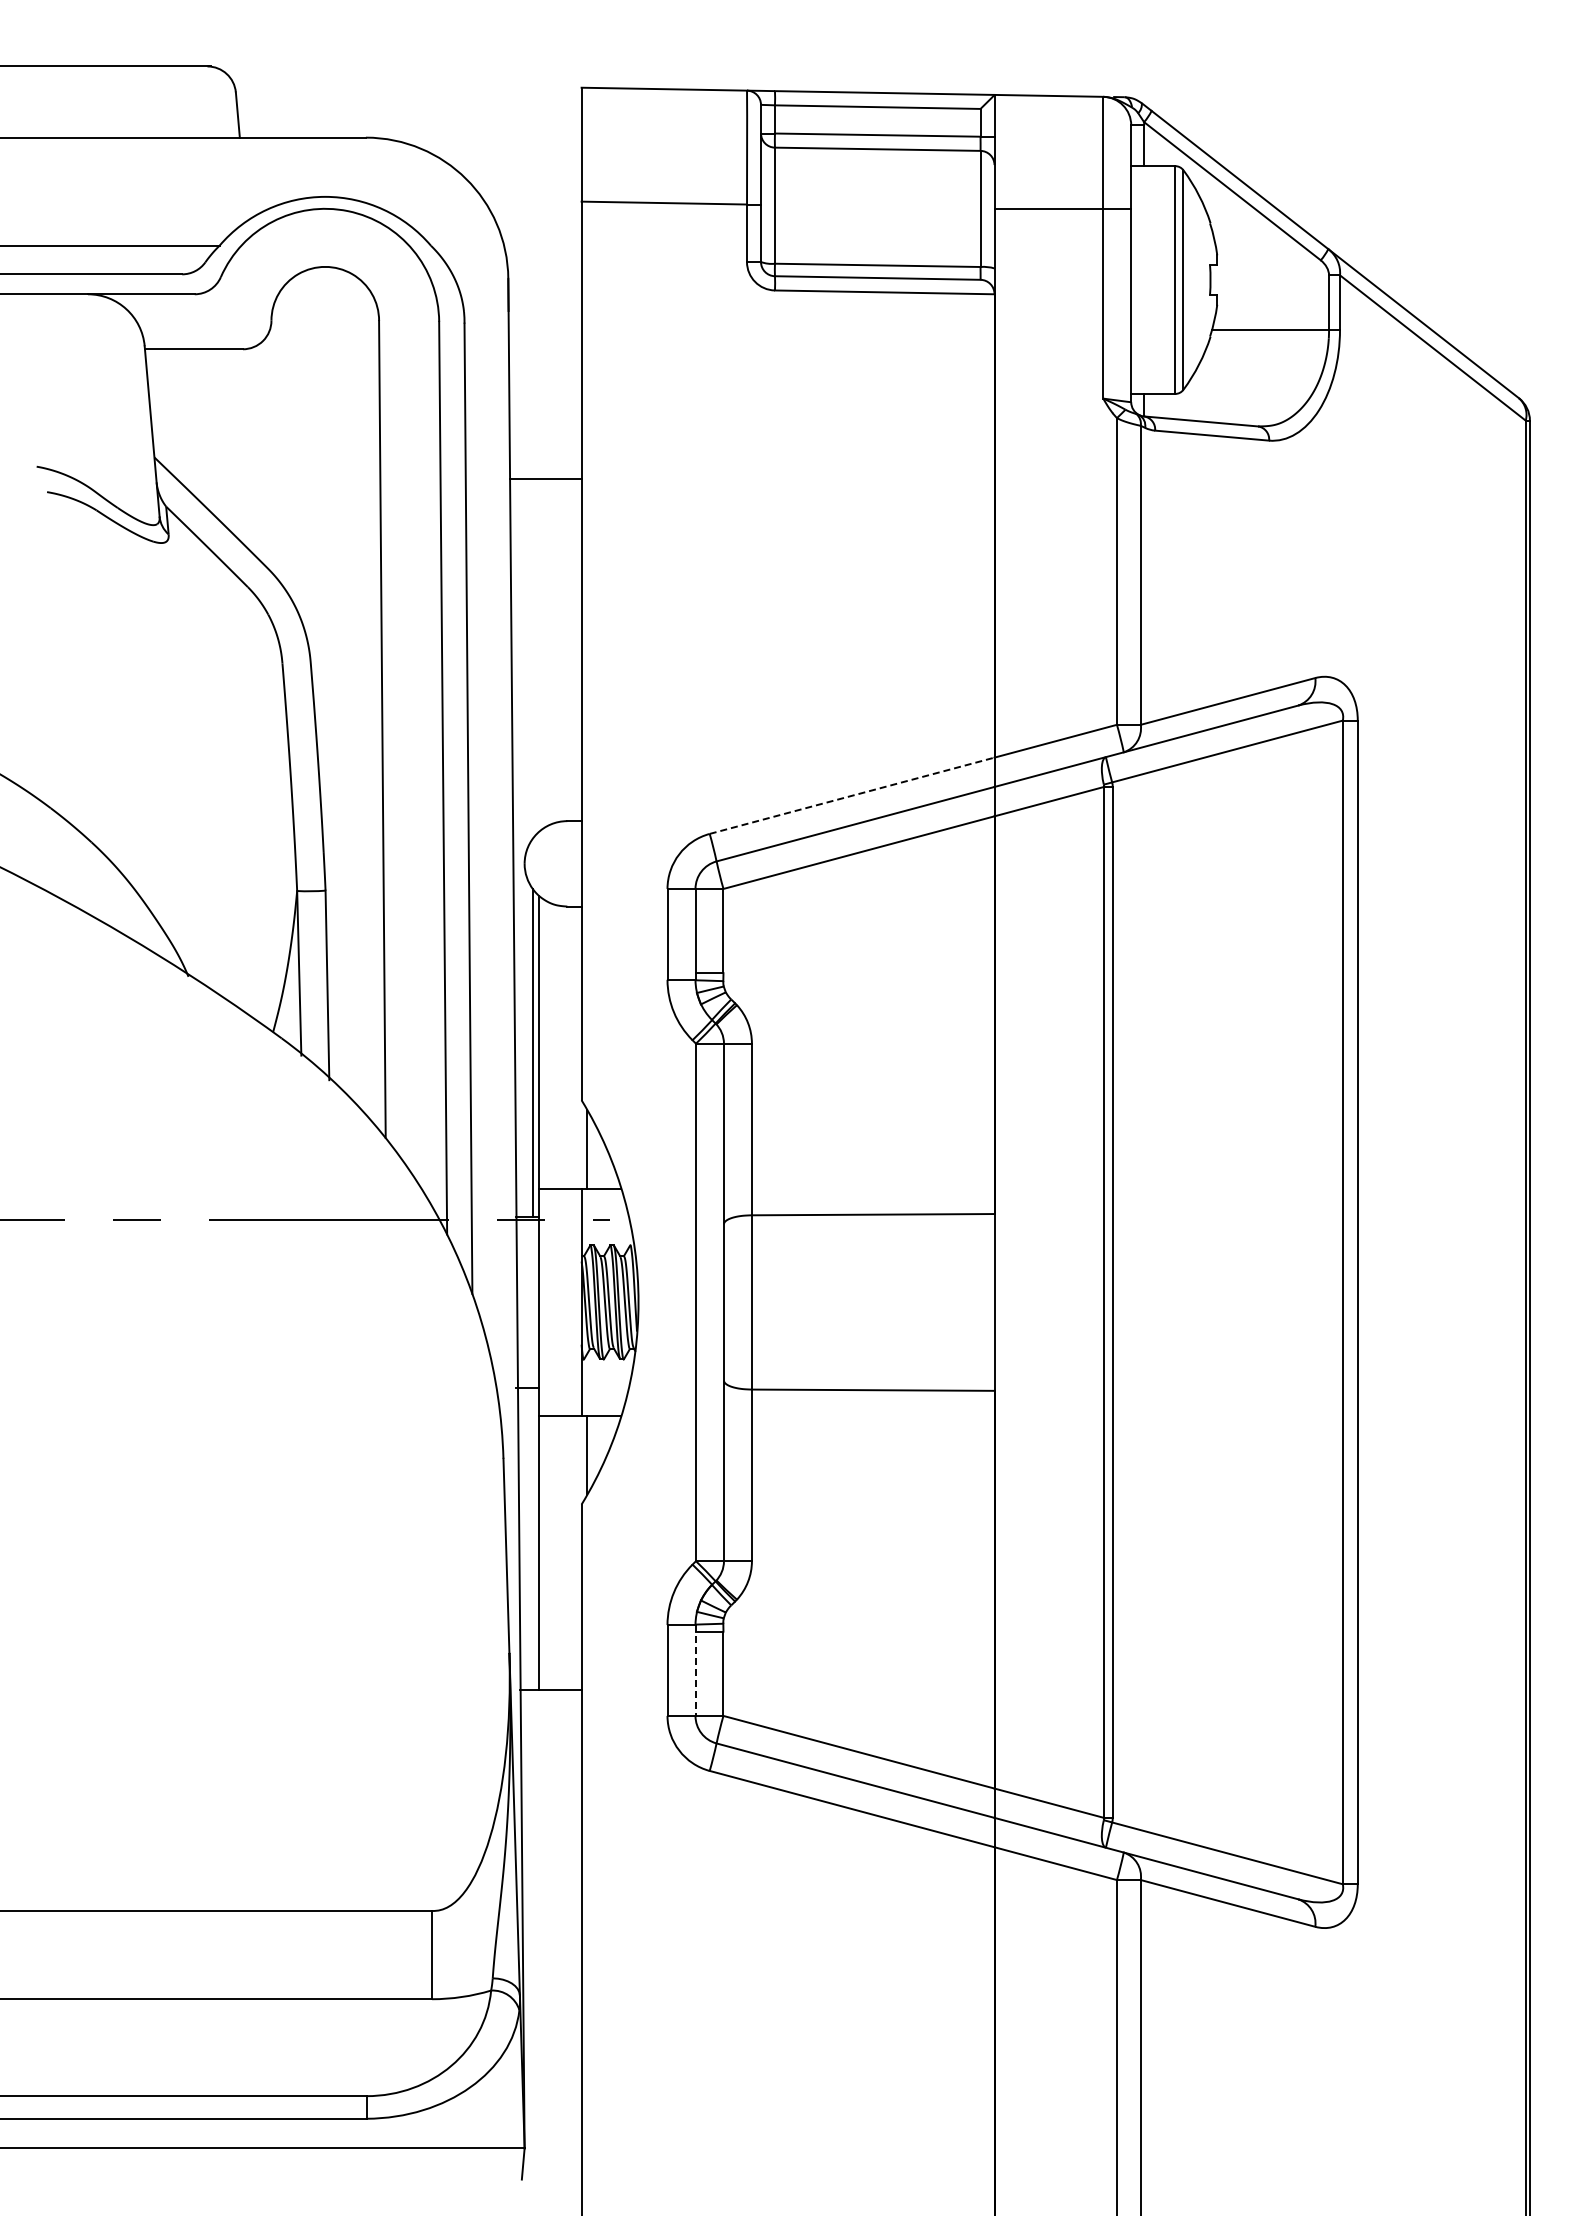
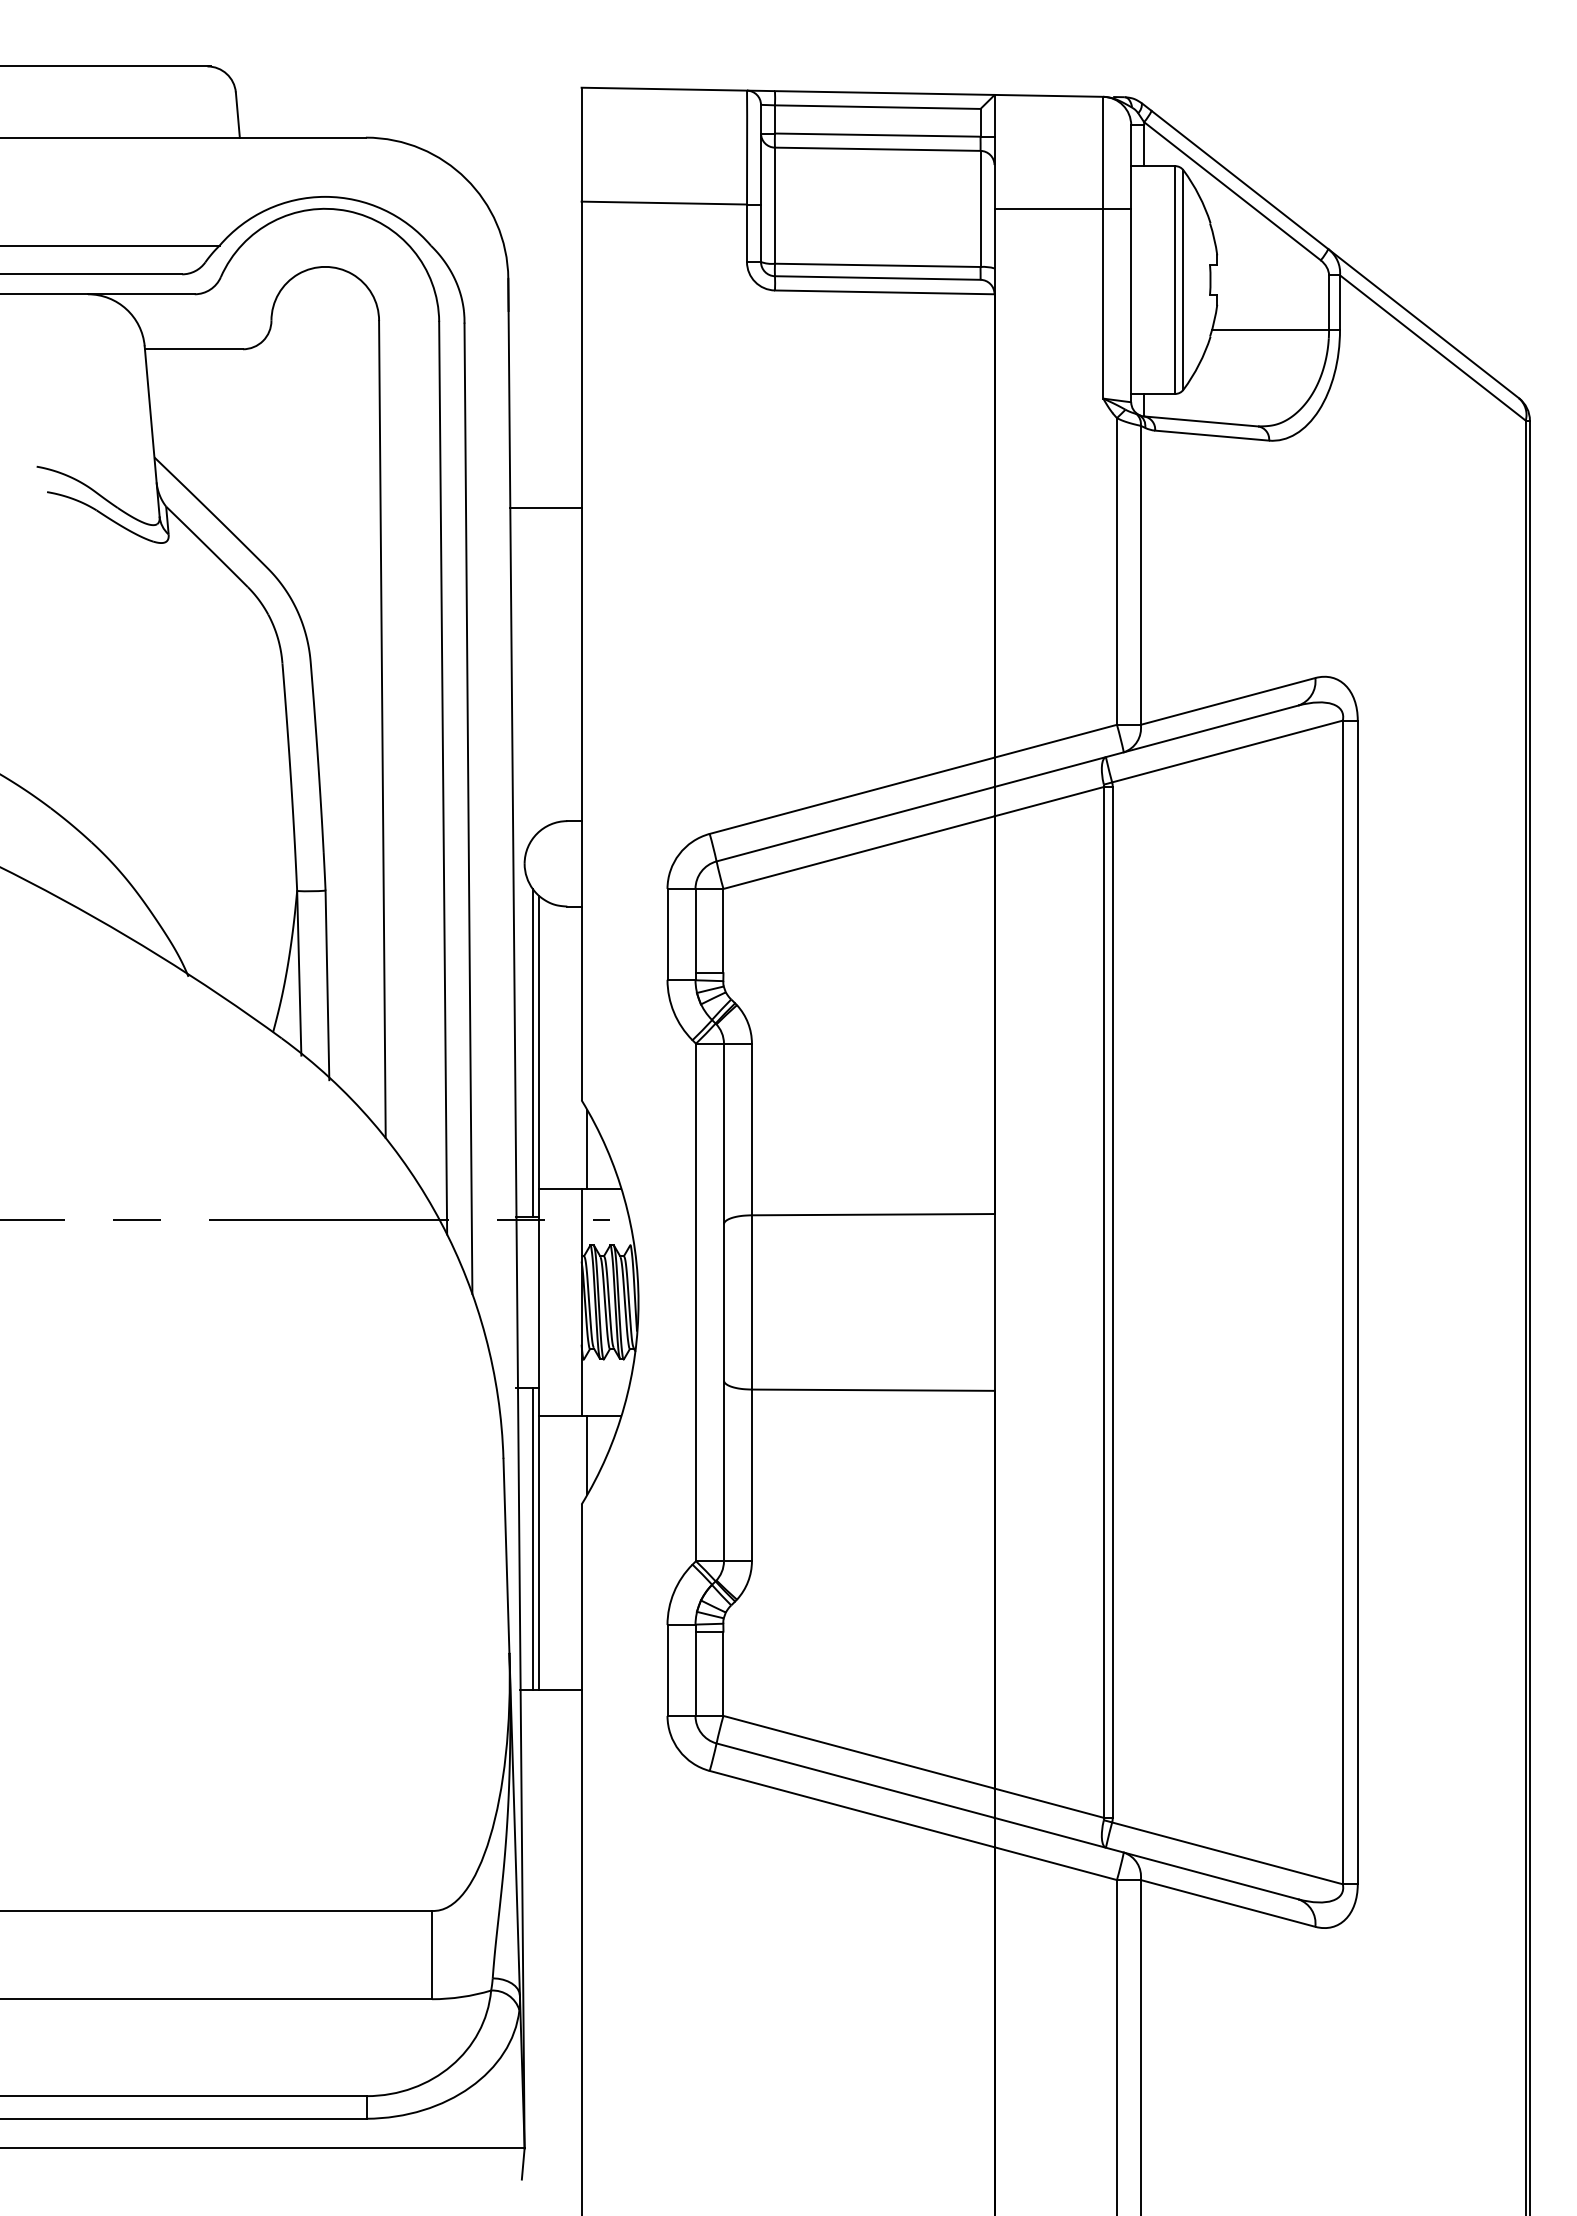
line position: (545, 478) -> (545, 507) (545, 507)
line: dashed -> solid (852, 795)
line: none -> present (533, 1538)
line: dashed -> solid (695, 1671)
